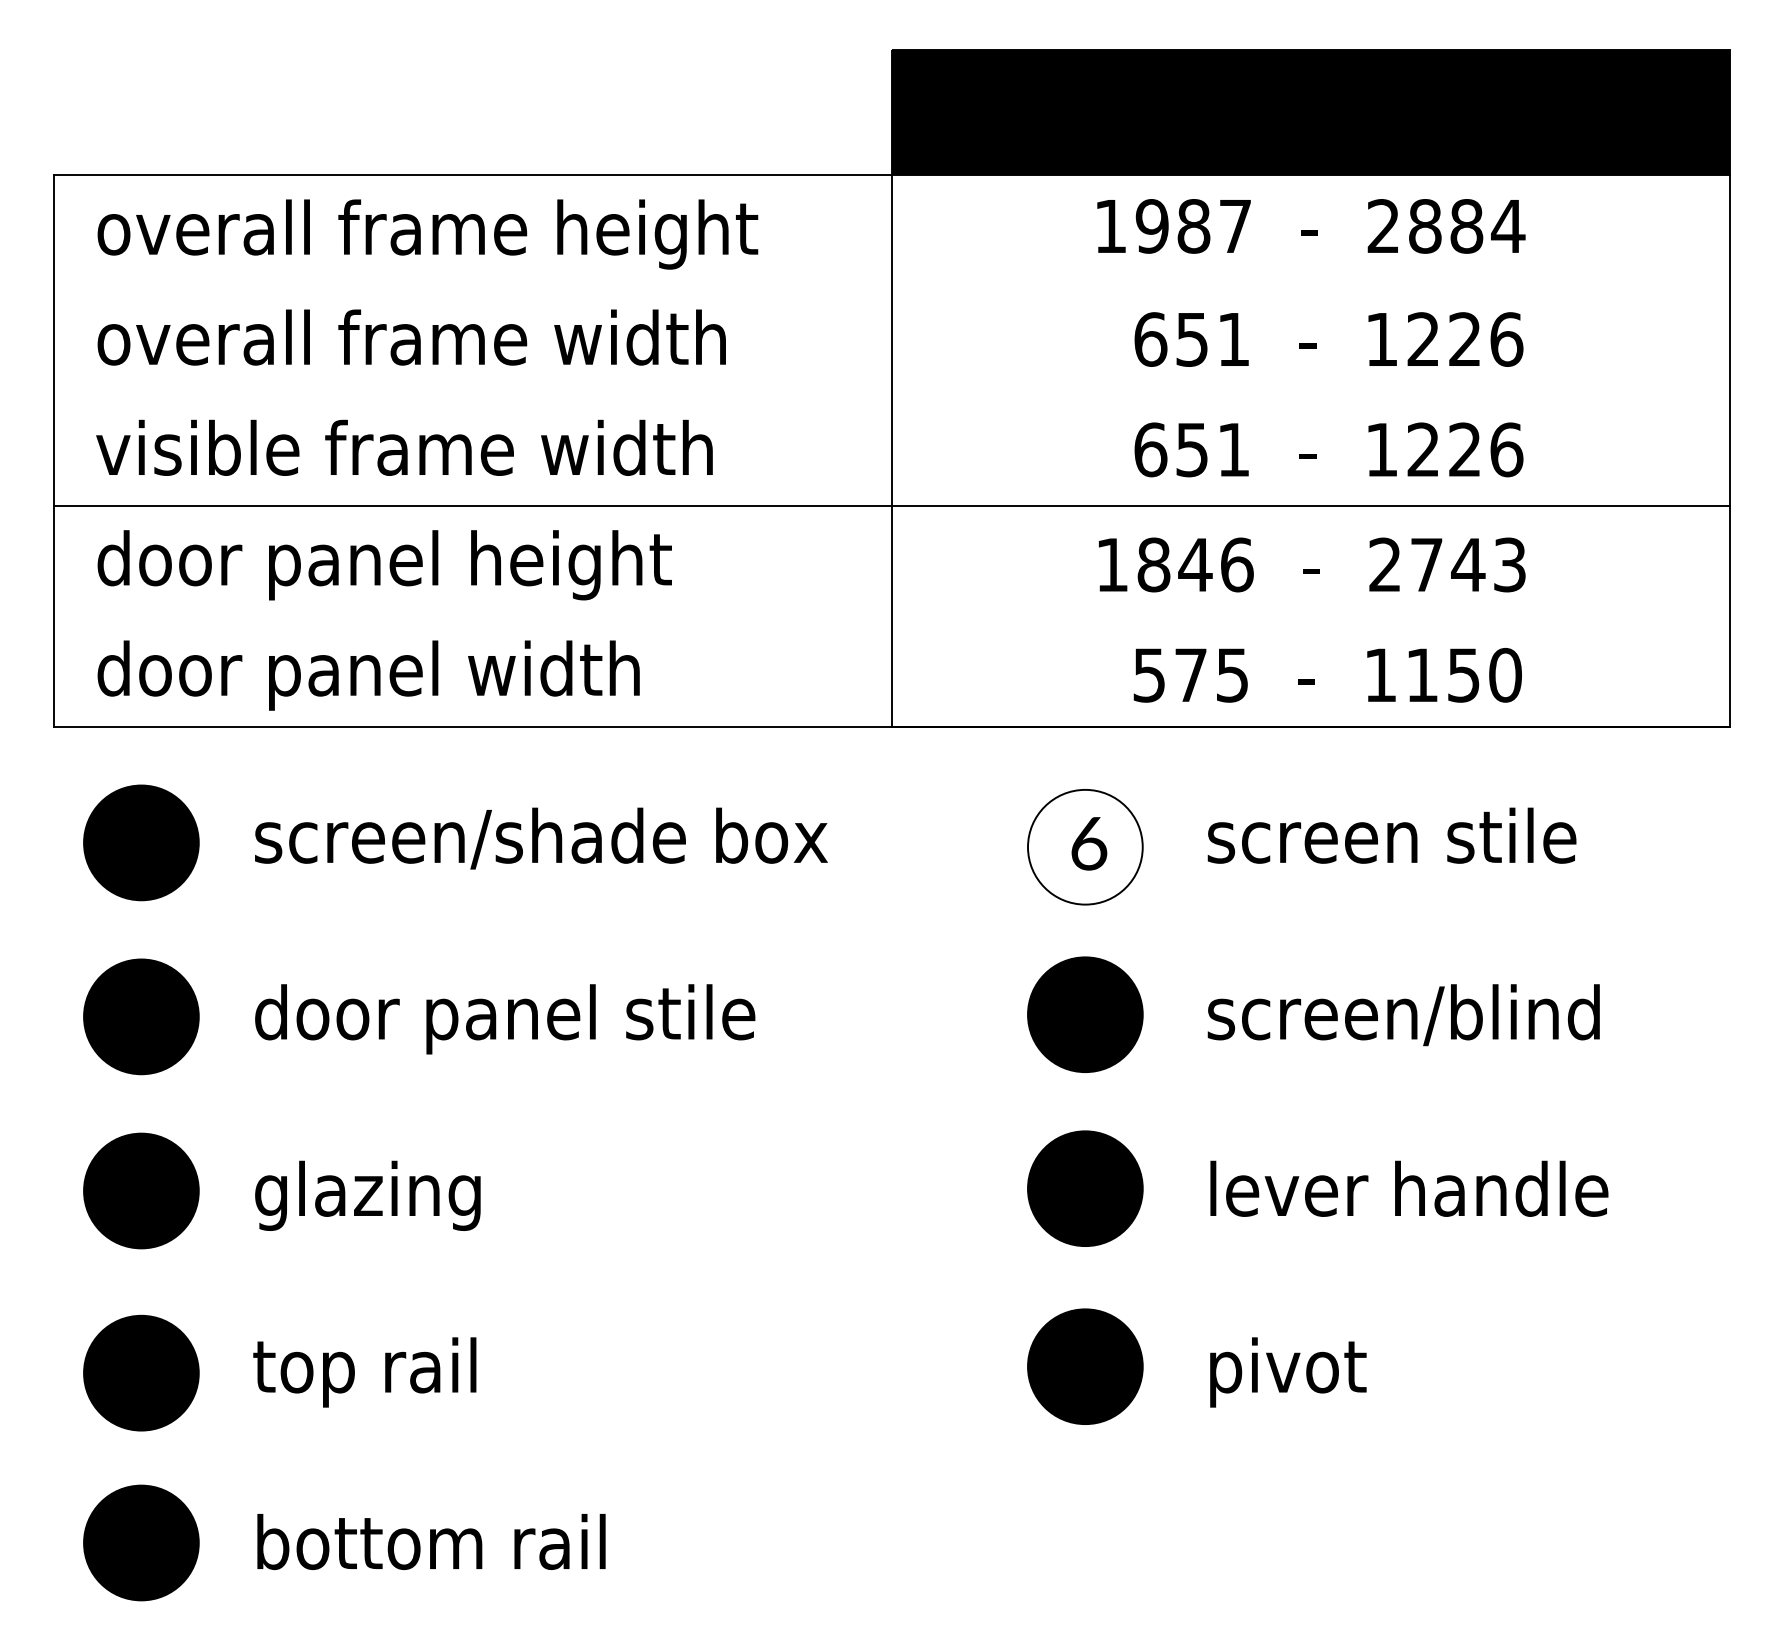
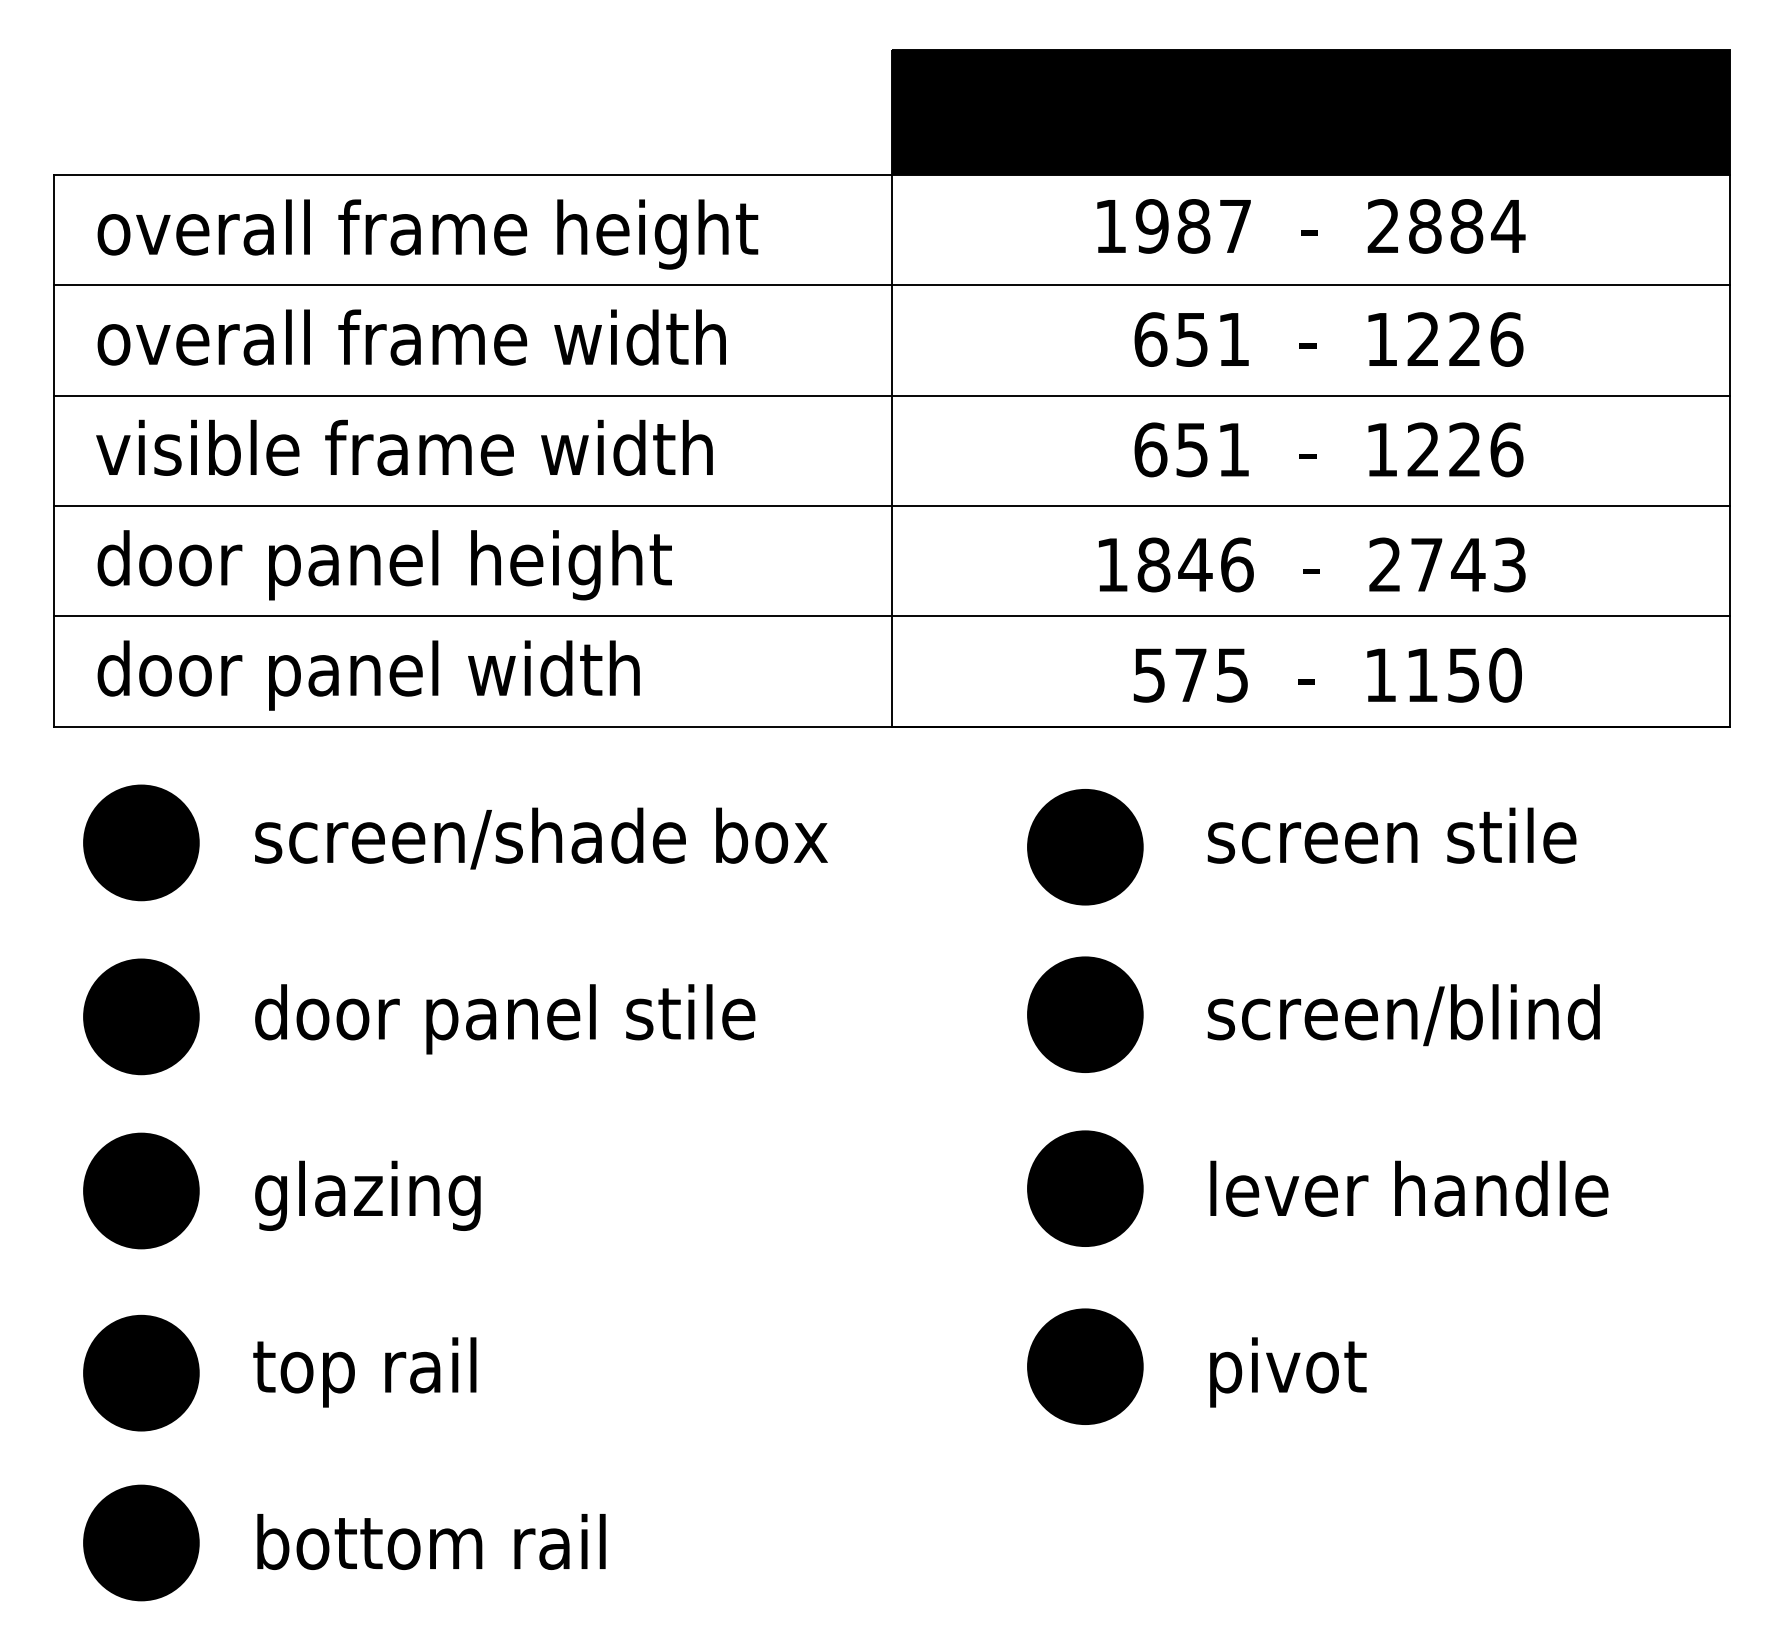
line: none -> present (891, 285)
line: none -> present (891, 395)
line: none -> present (891, 616)
fill: none -> present (1085, 846)
